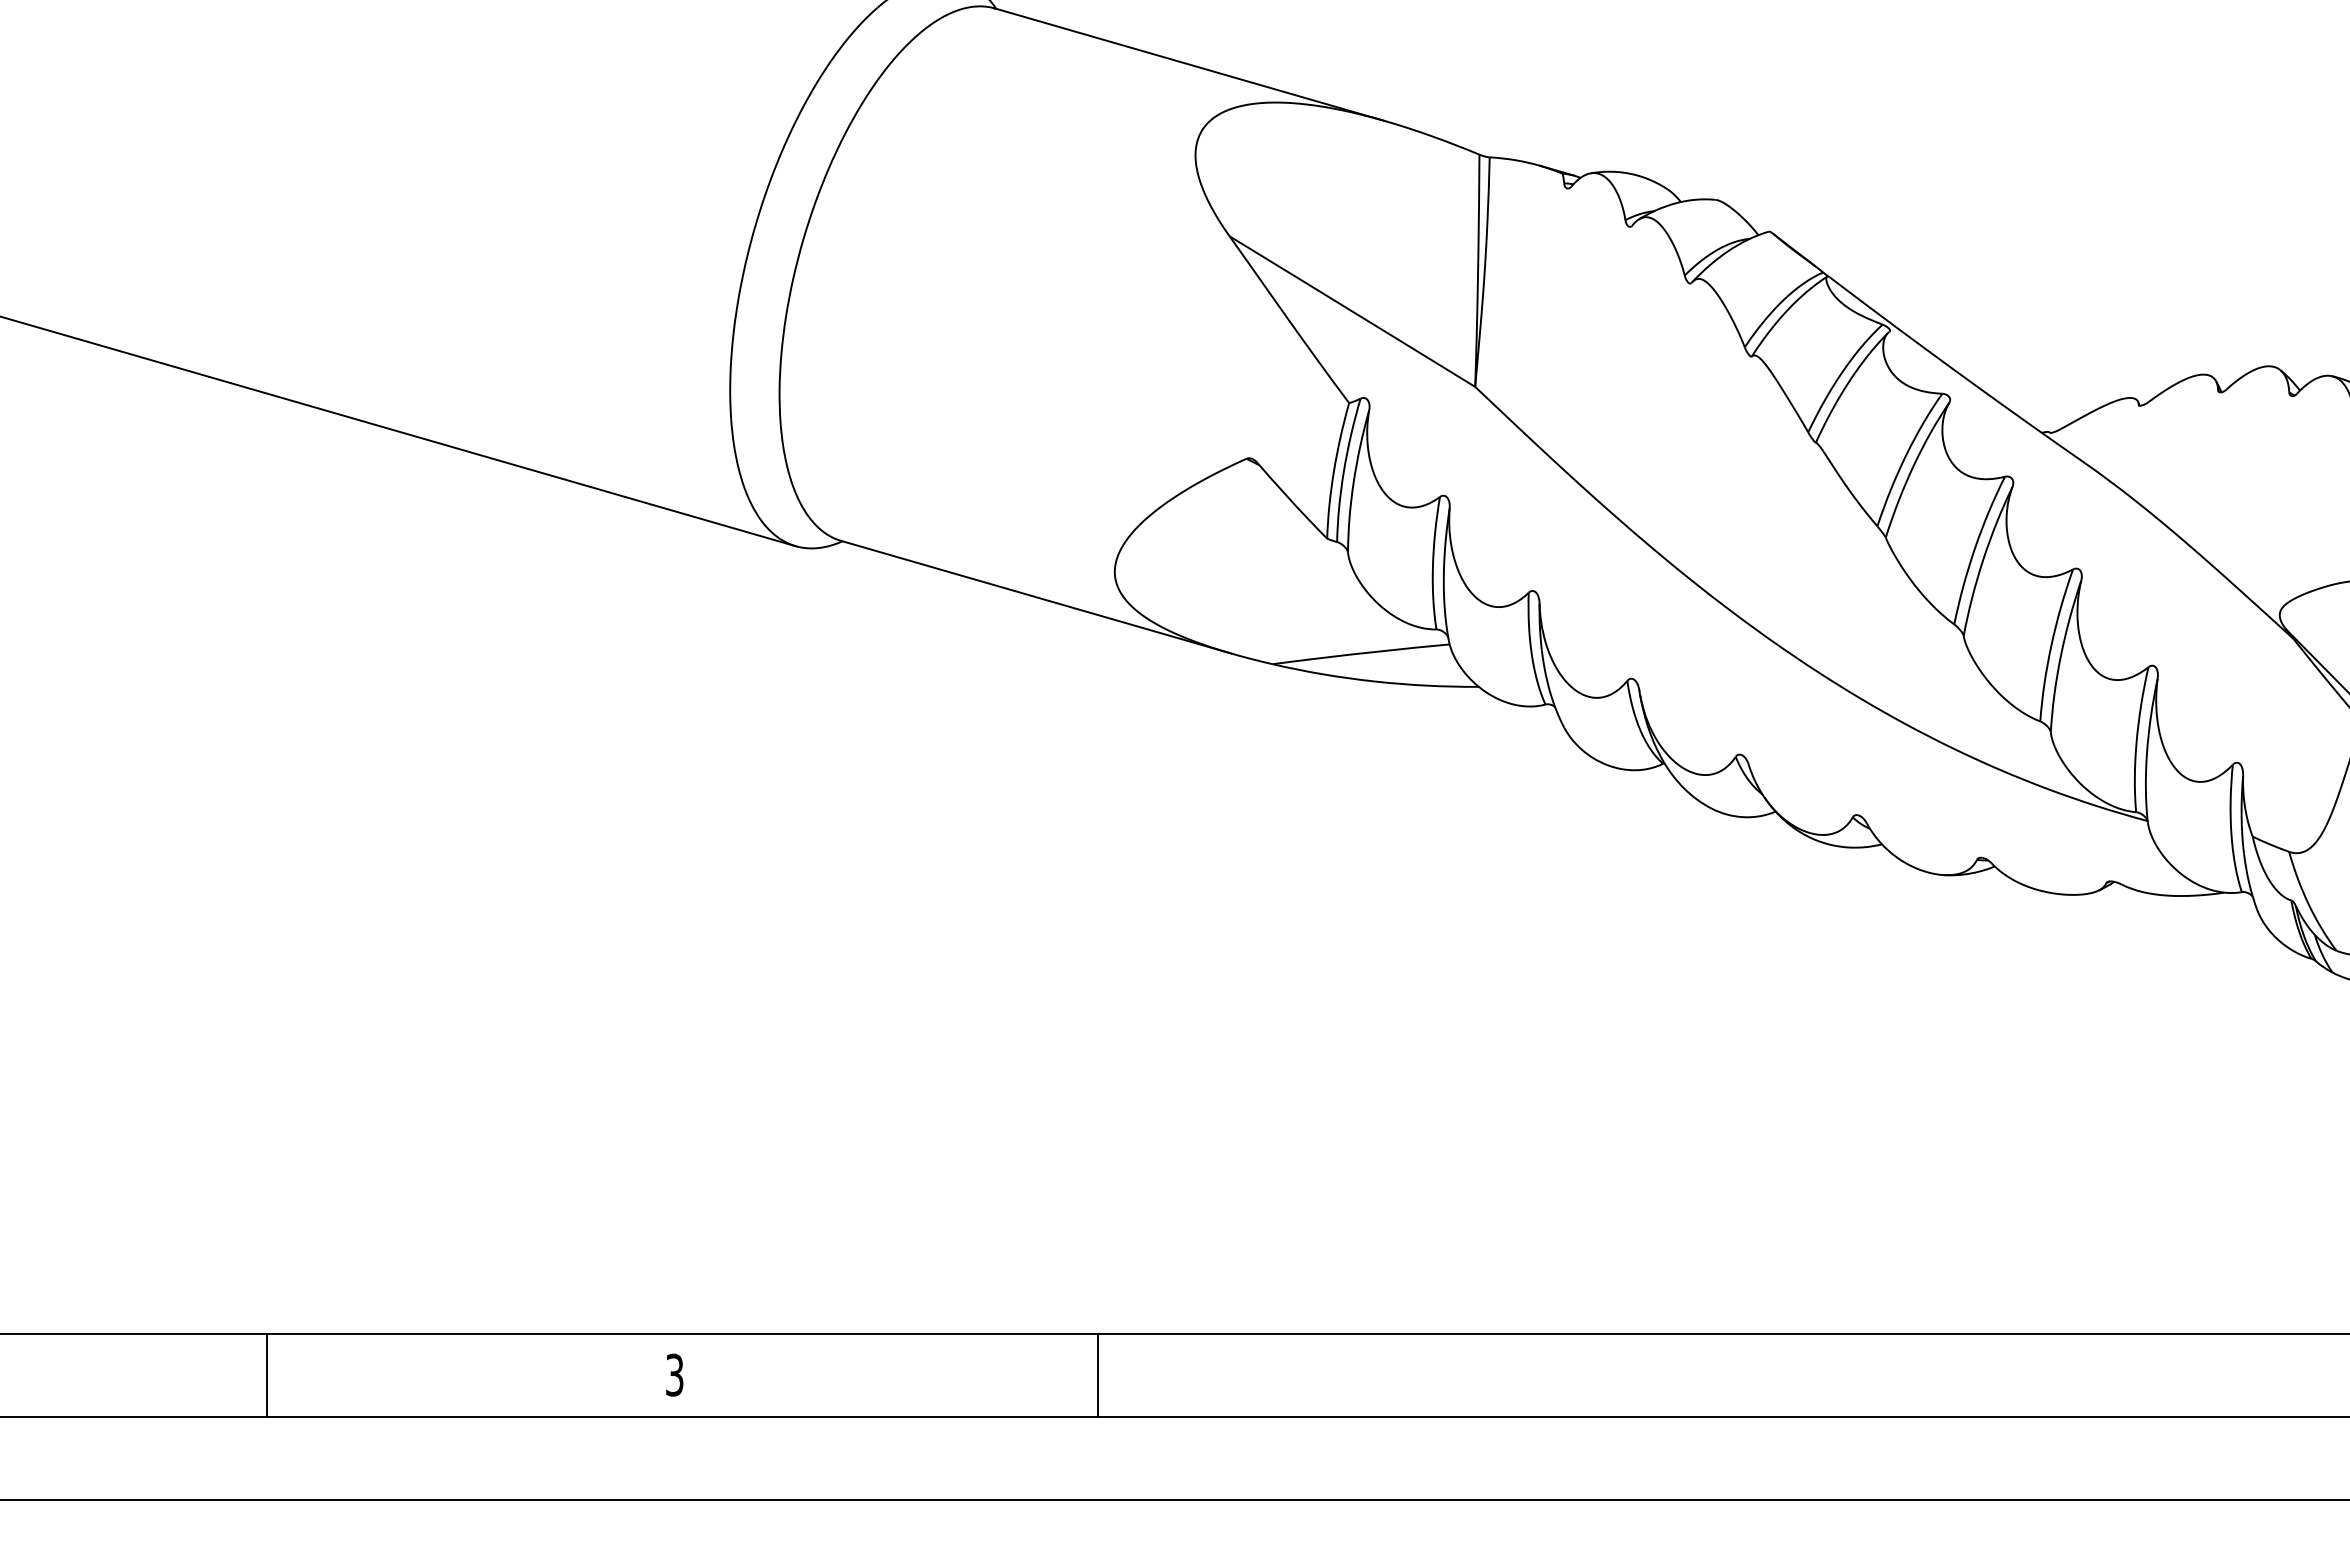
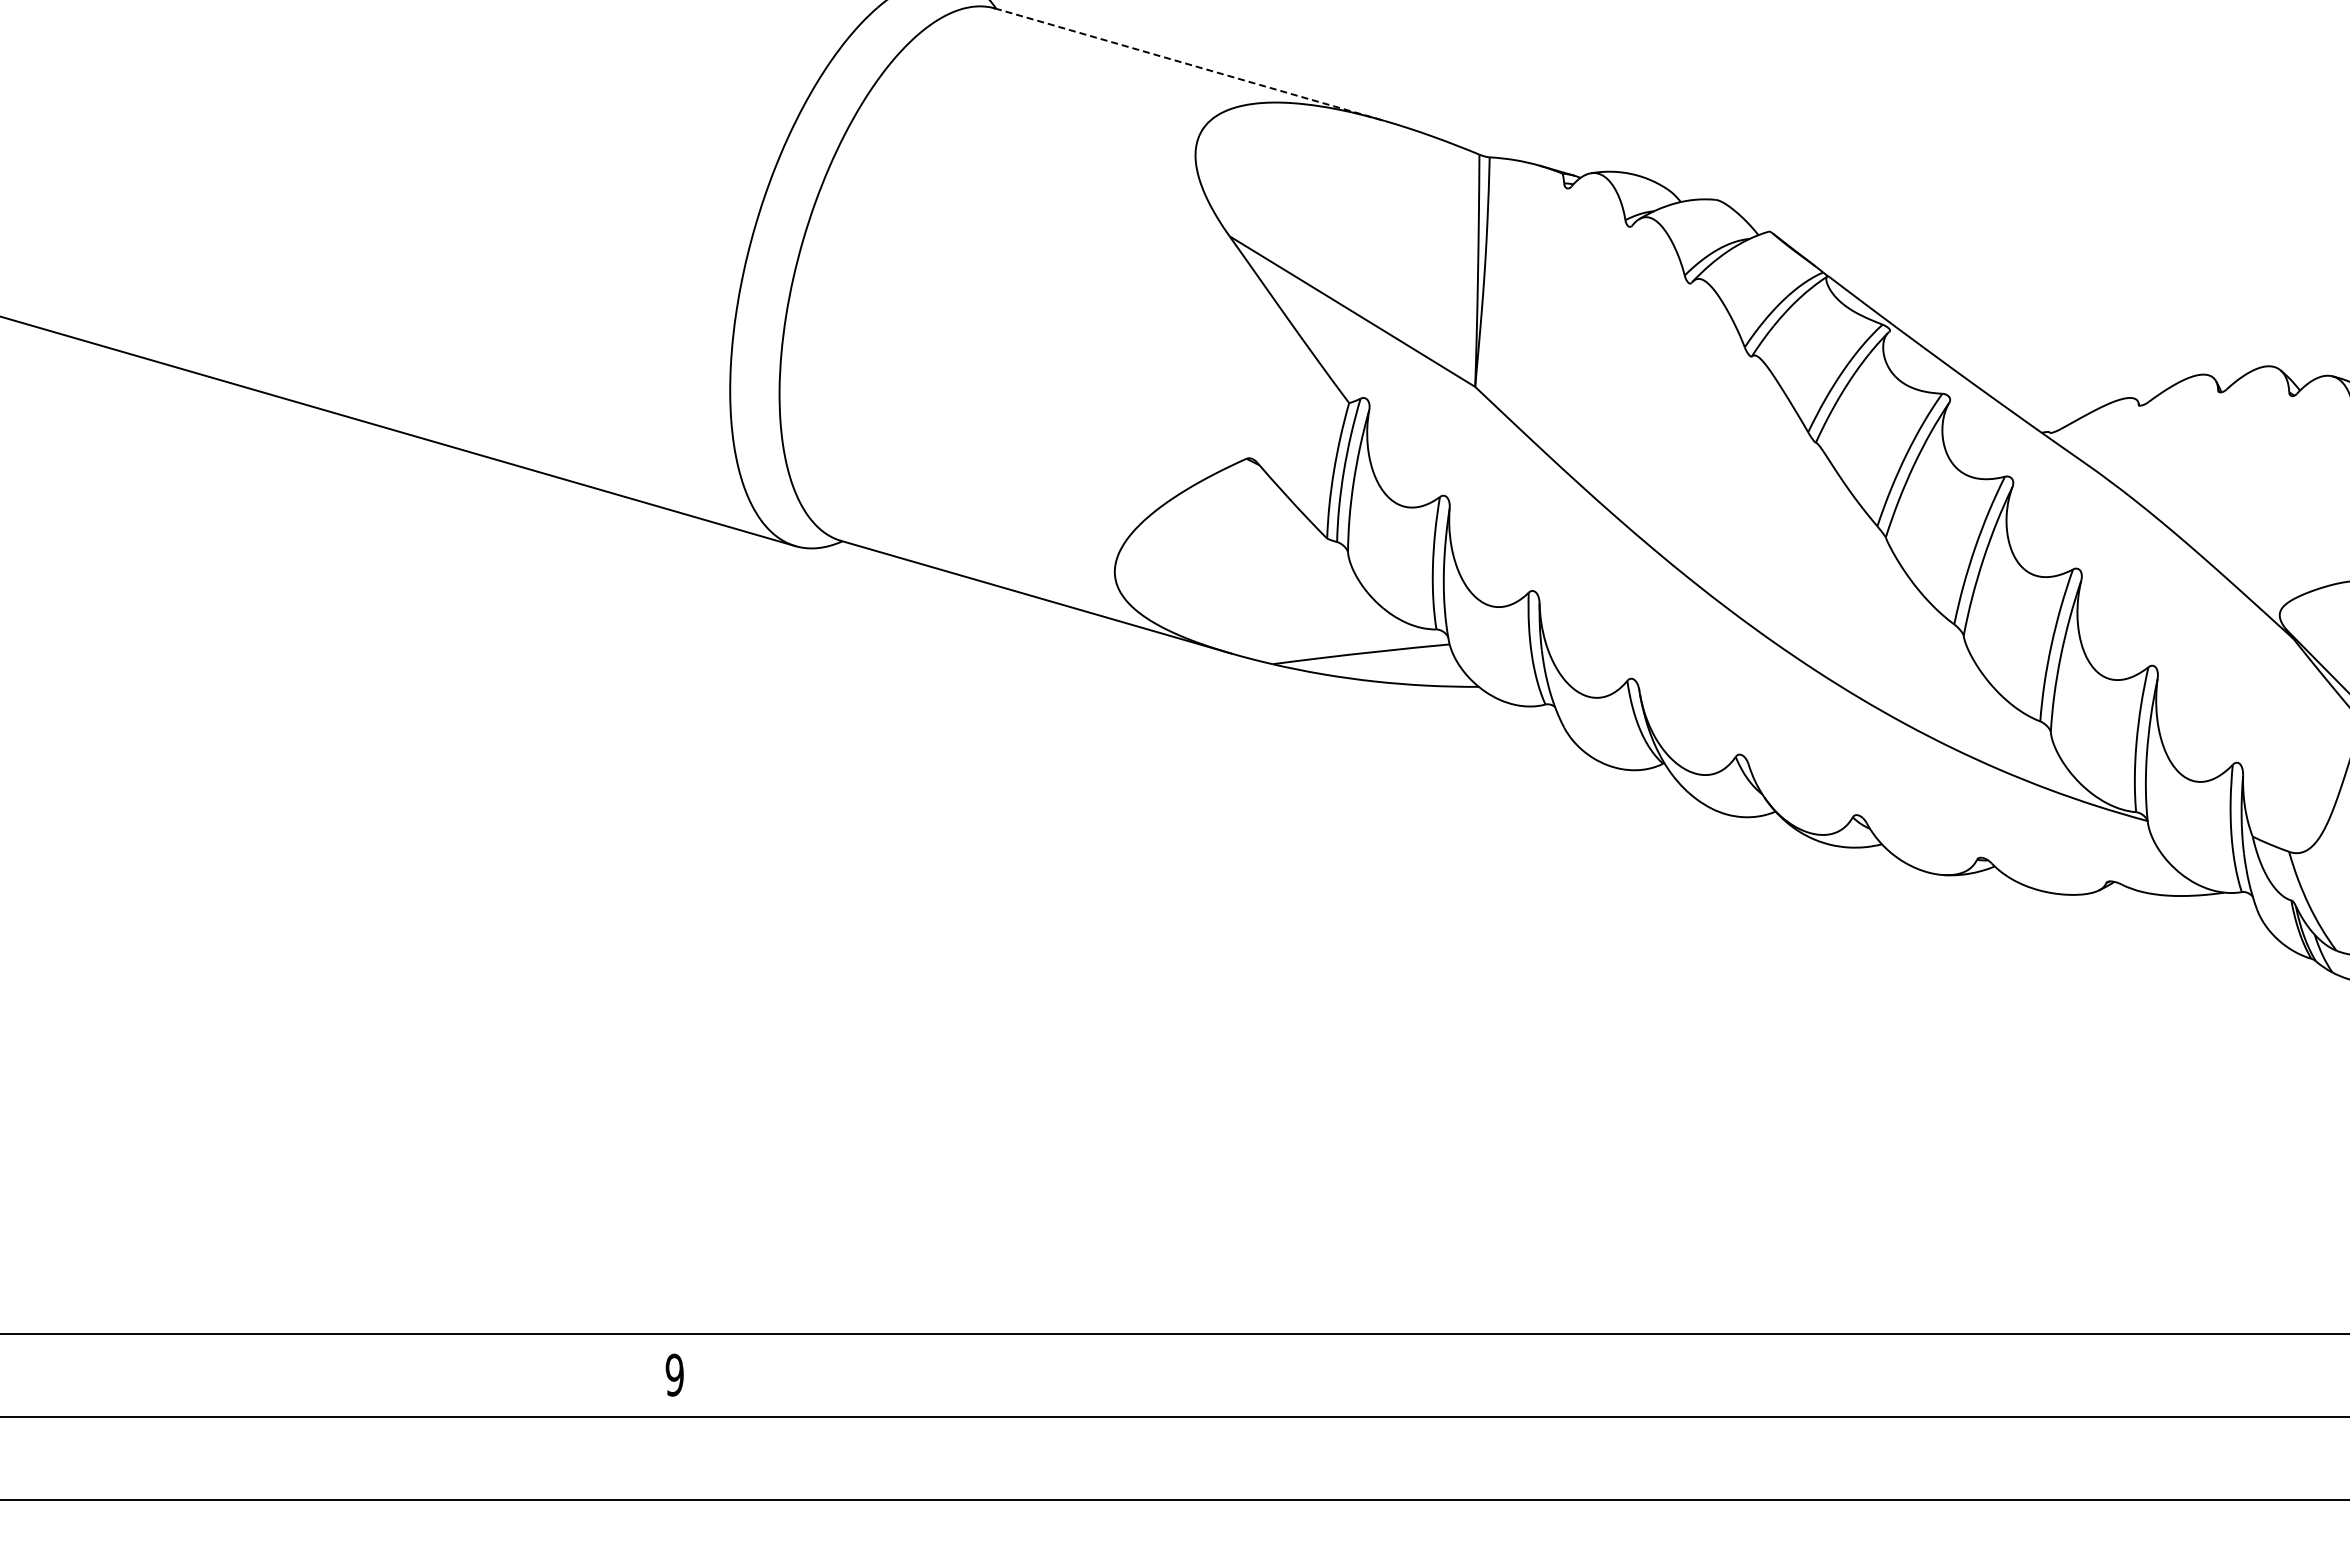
line: solid -> dashed (1189, 64)
line: present -> none (266, 1374)
text: 3 -> 9 (674, 1374)
line: present -> none (1098, 1374)
